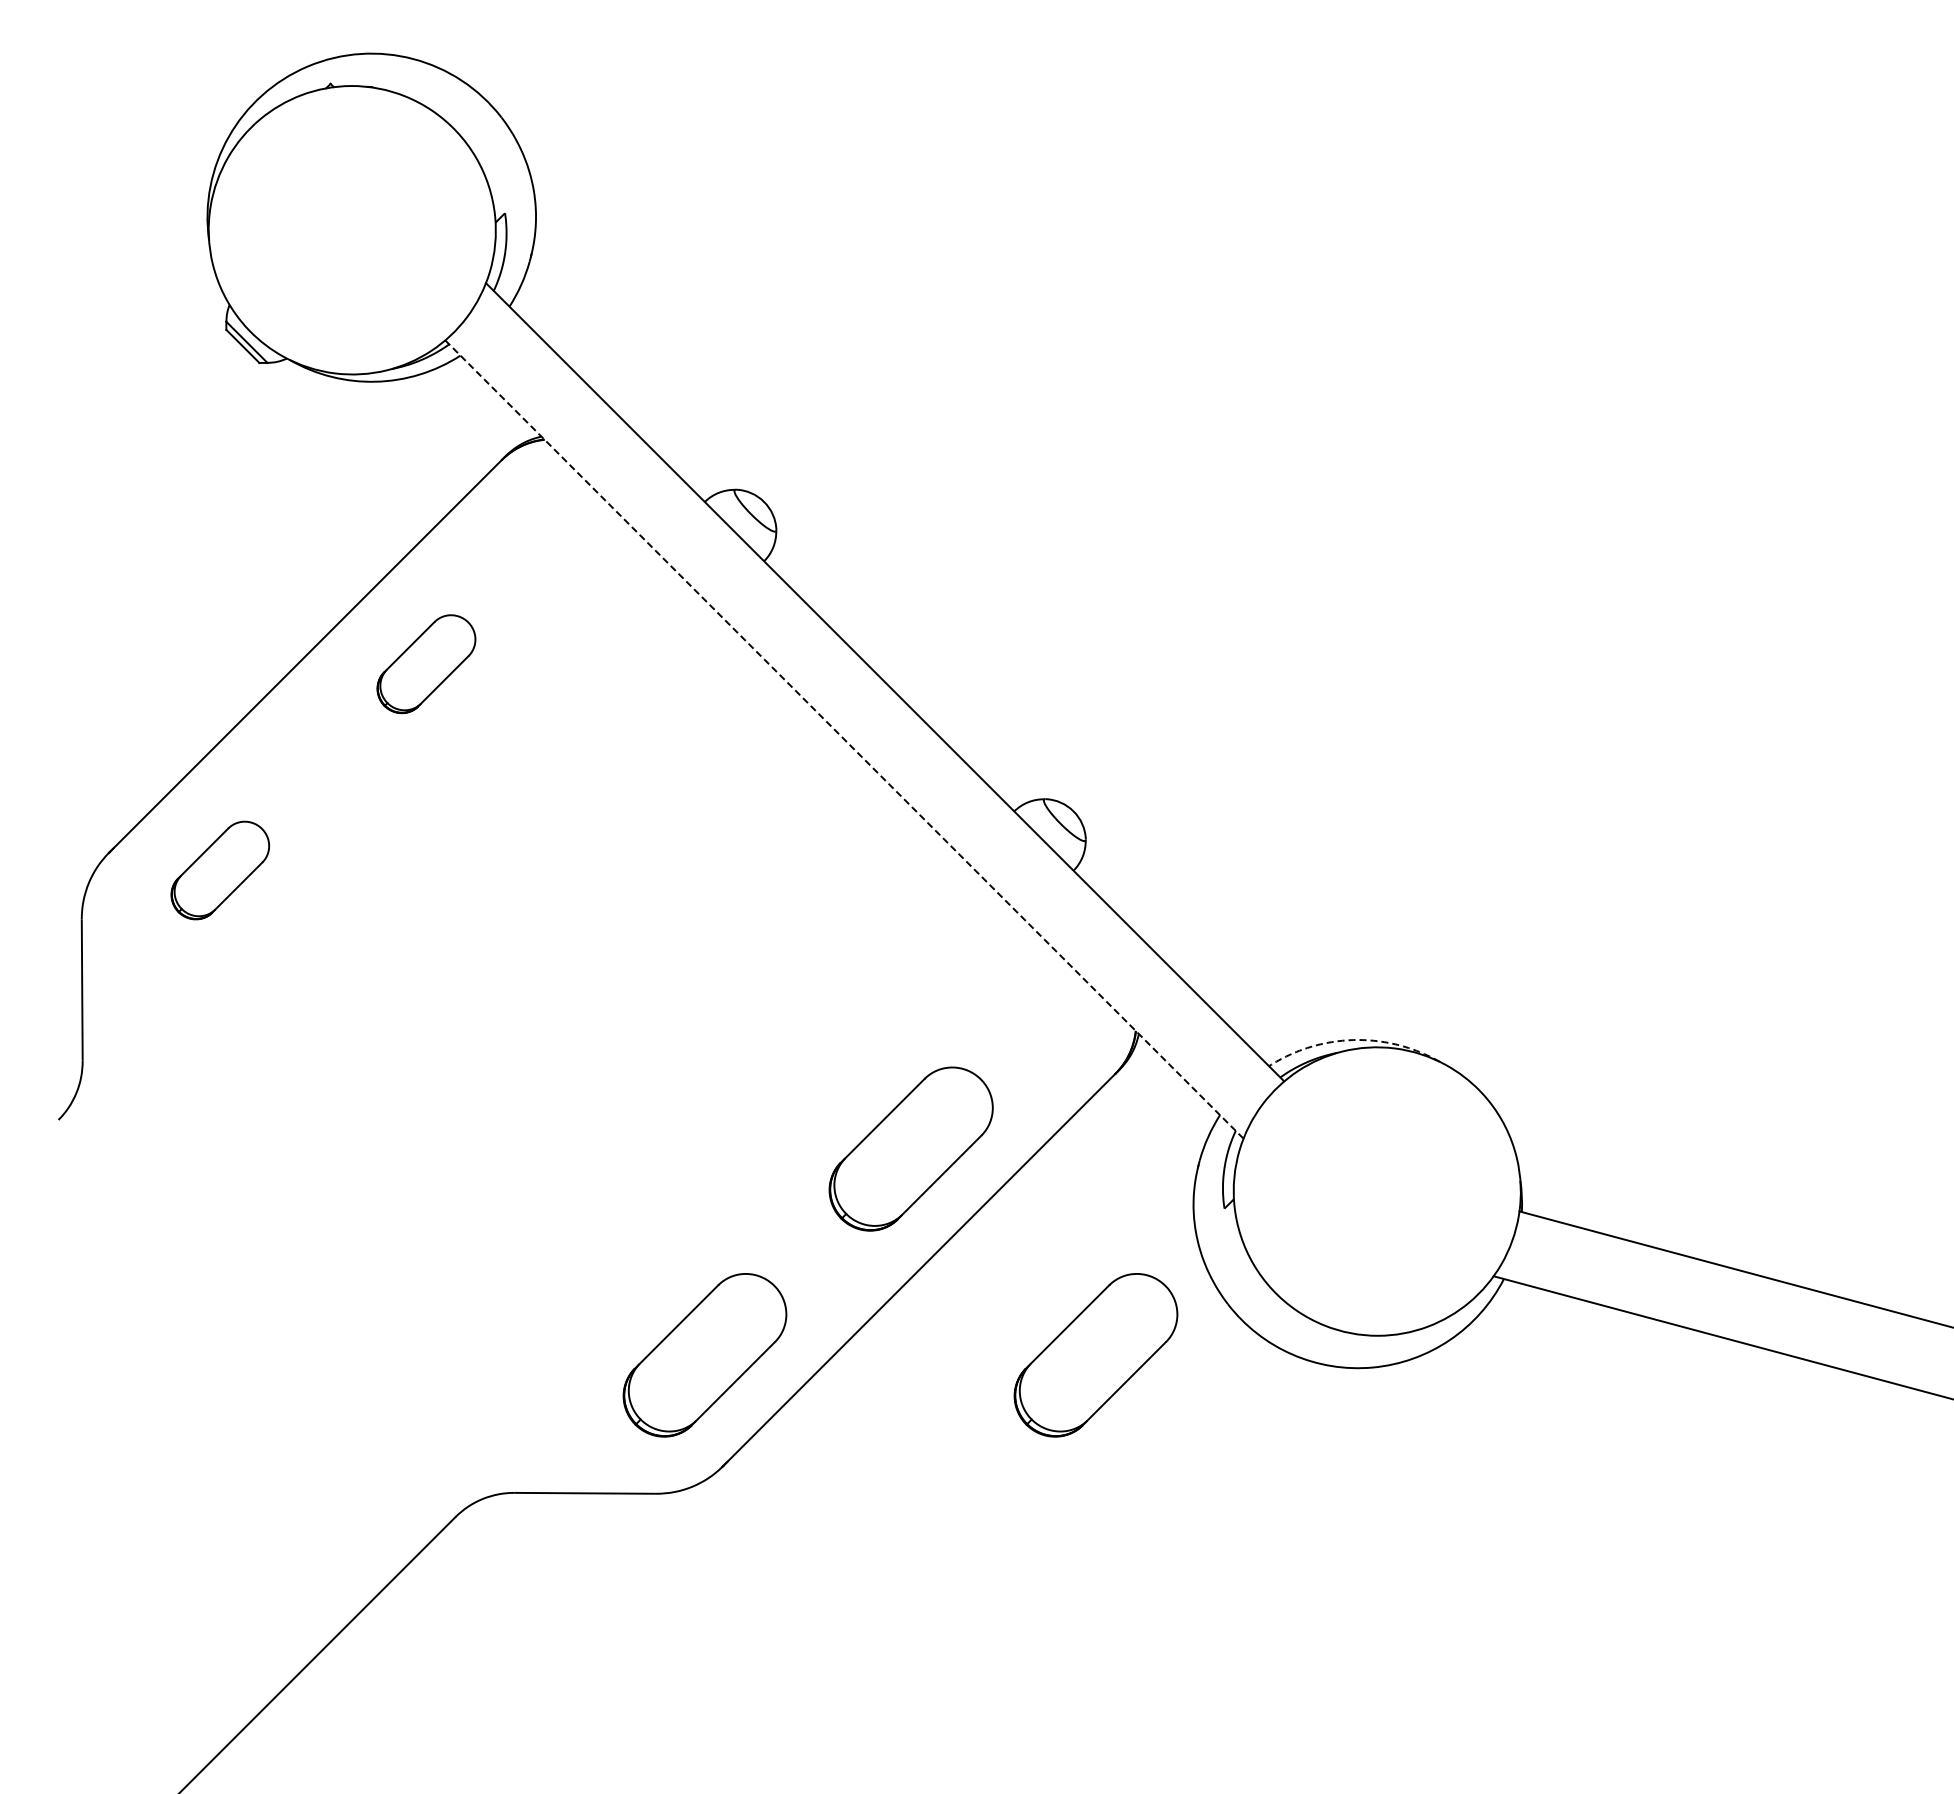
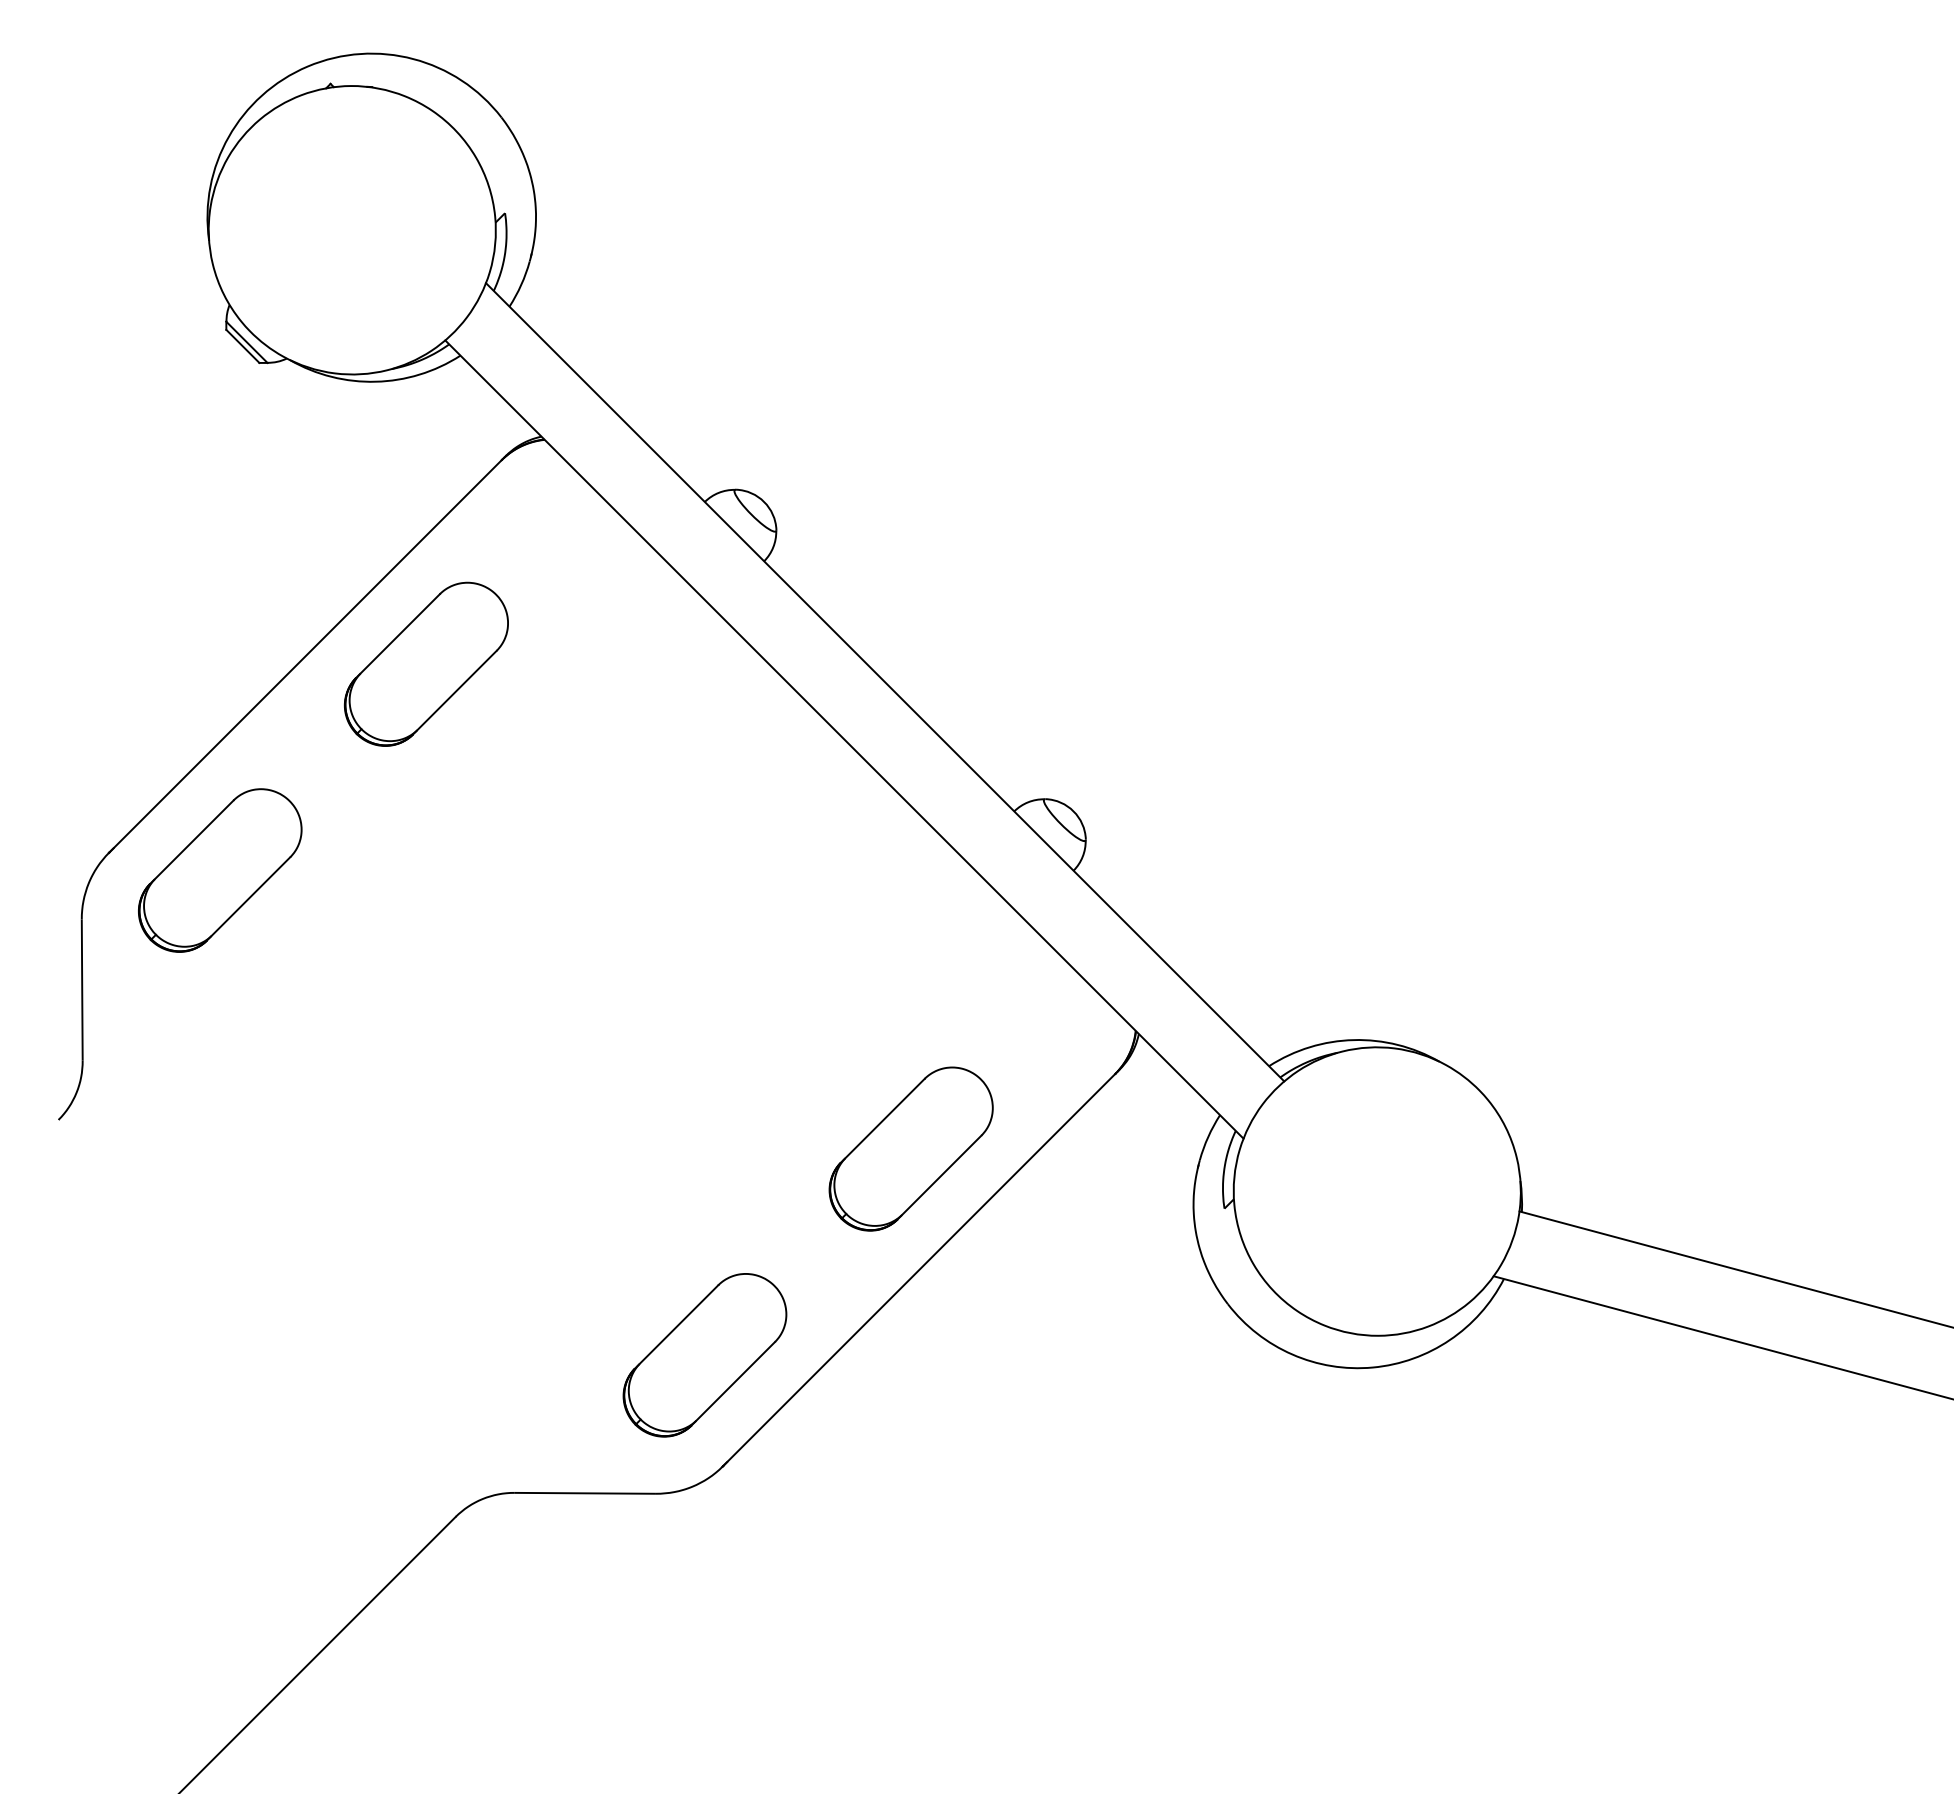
part size: 101x101 px -> 165x166 px (426, 663)
line: dashed -> solid (844, 739)
part size: 101x101 px -> 165x165 px (220, 870)
arc: dashed -> solid (1353, 1040)
part: present -> none (1095, 1355)
